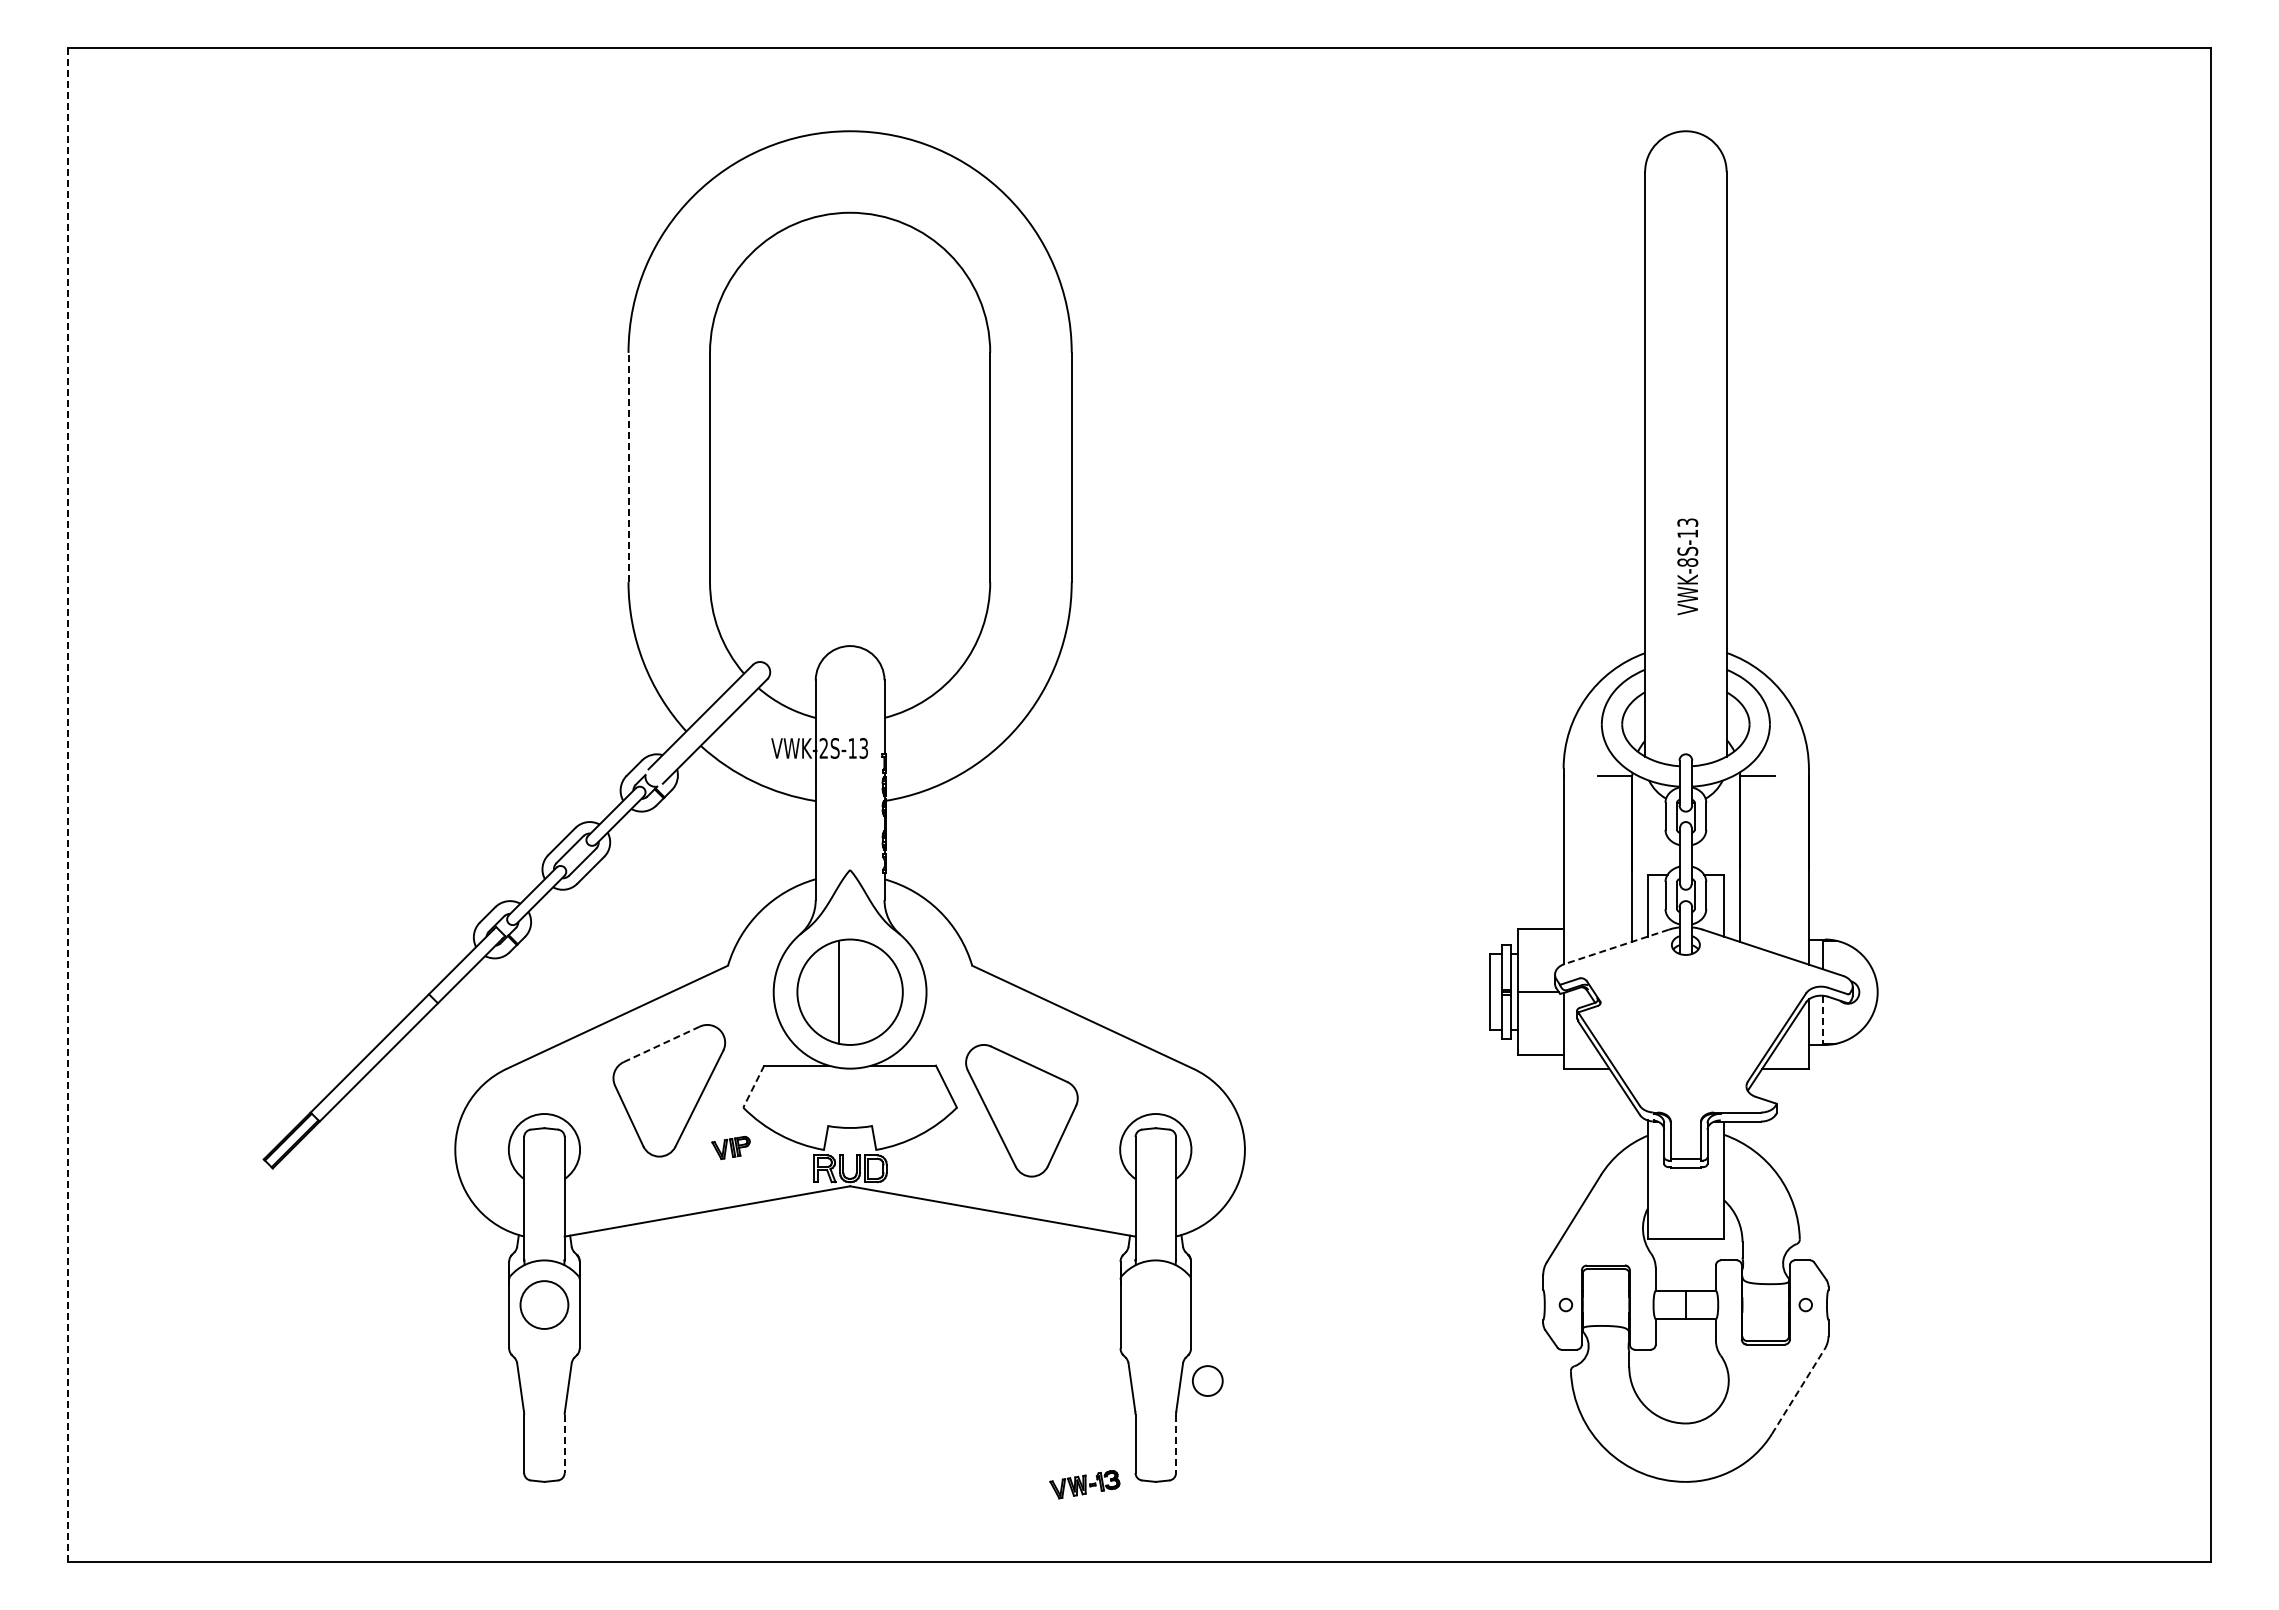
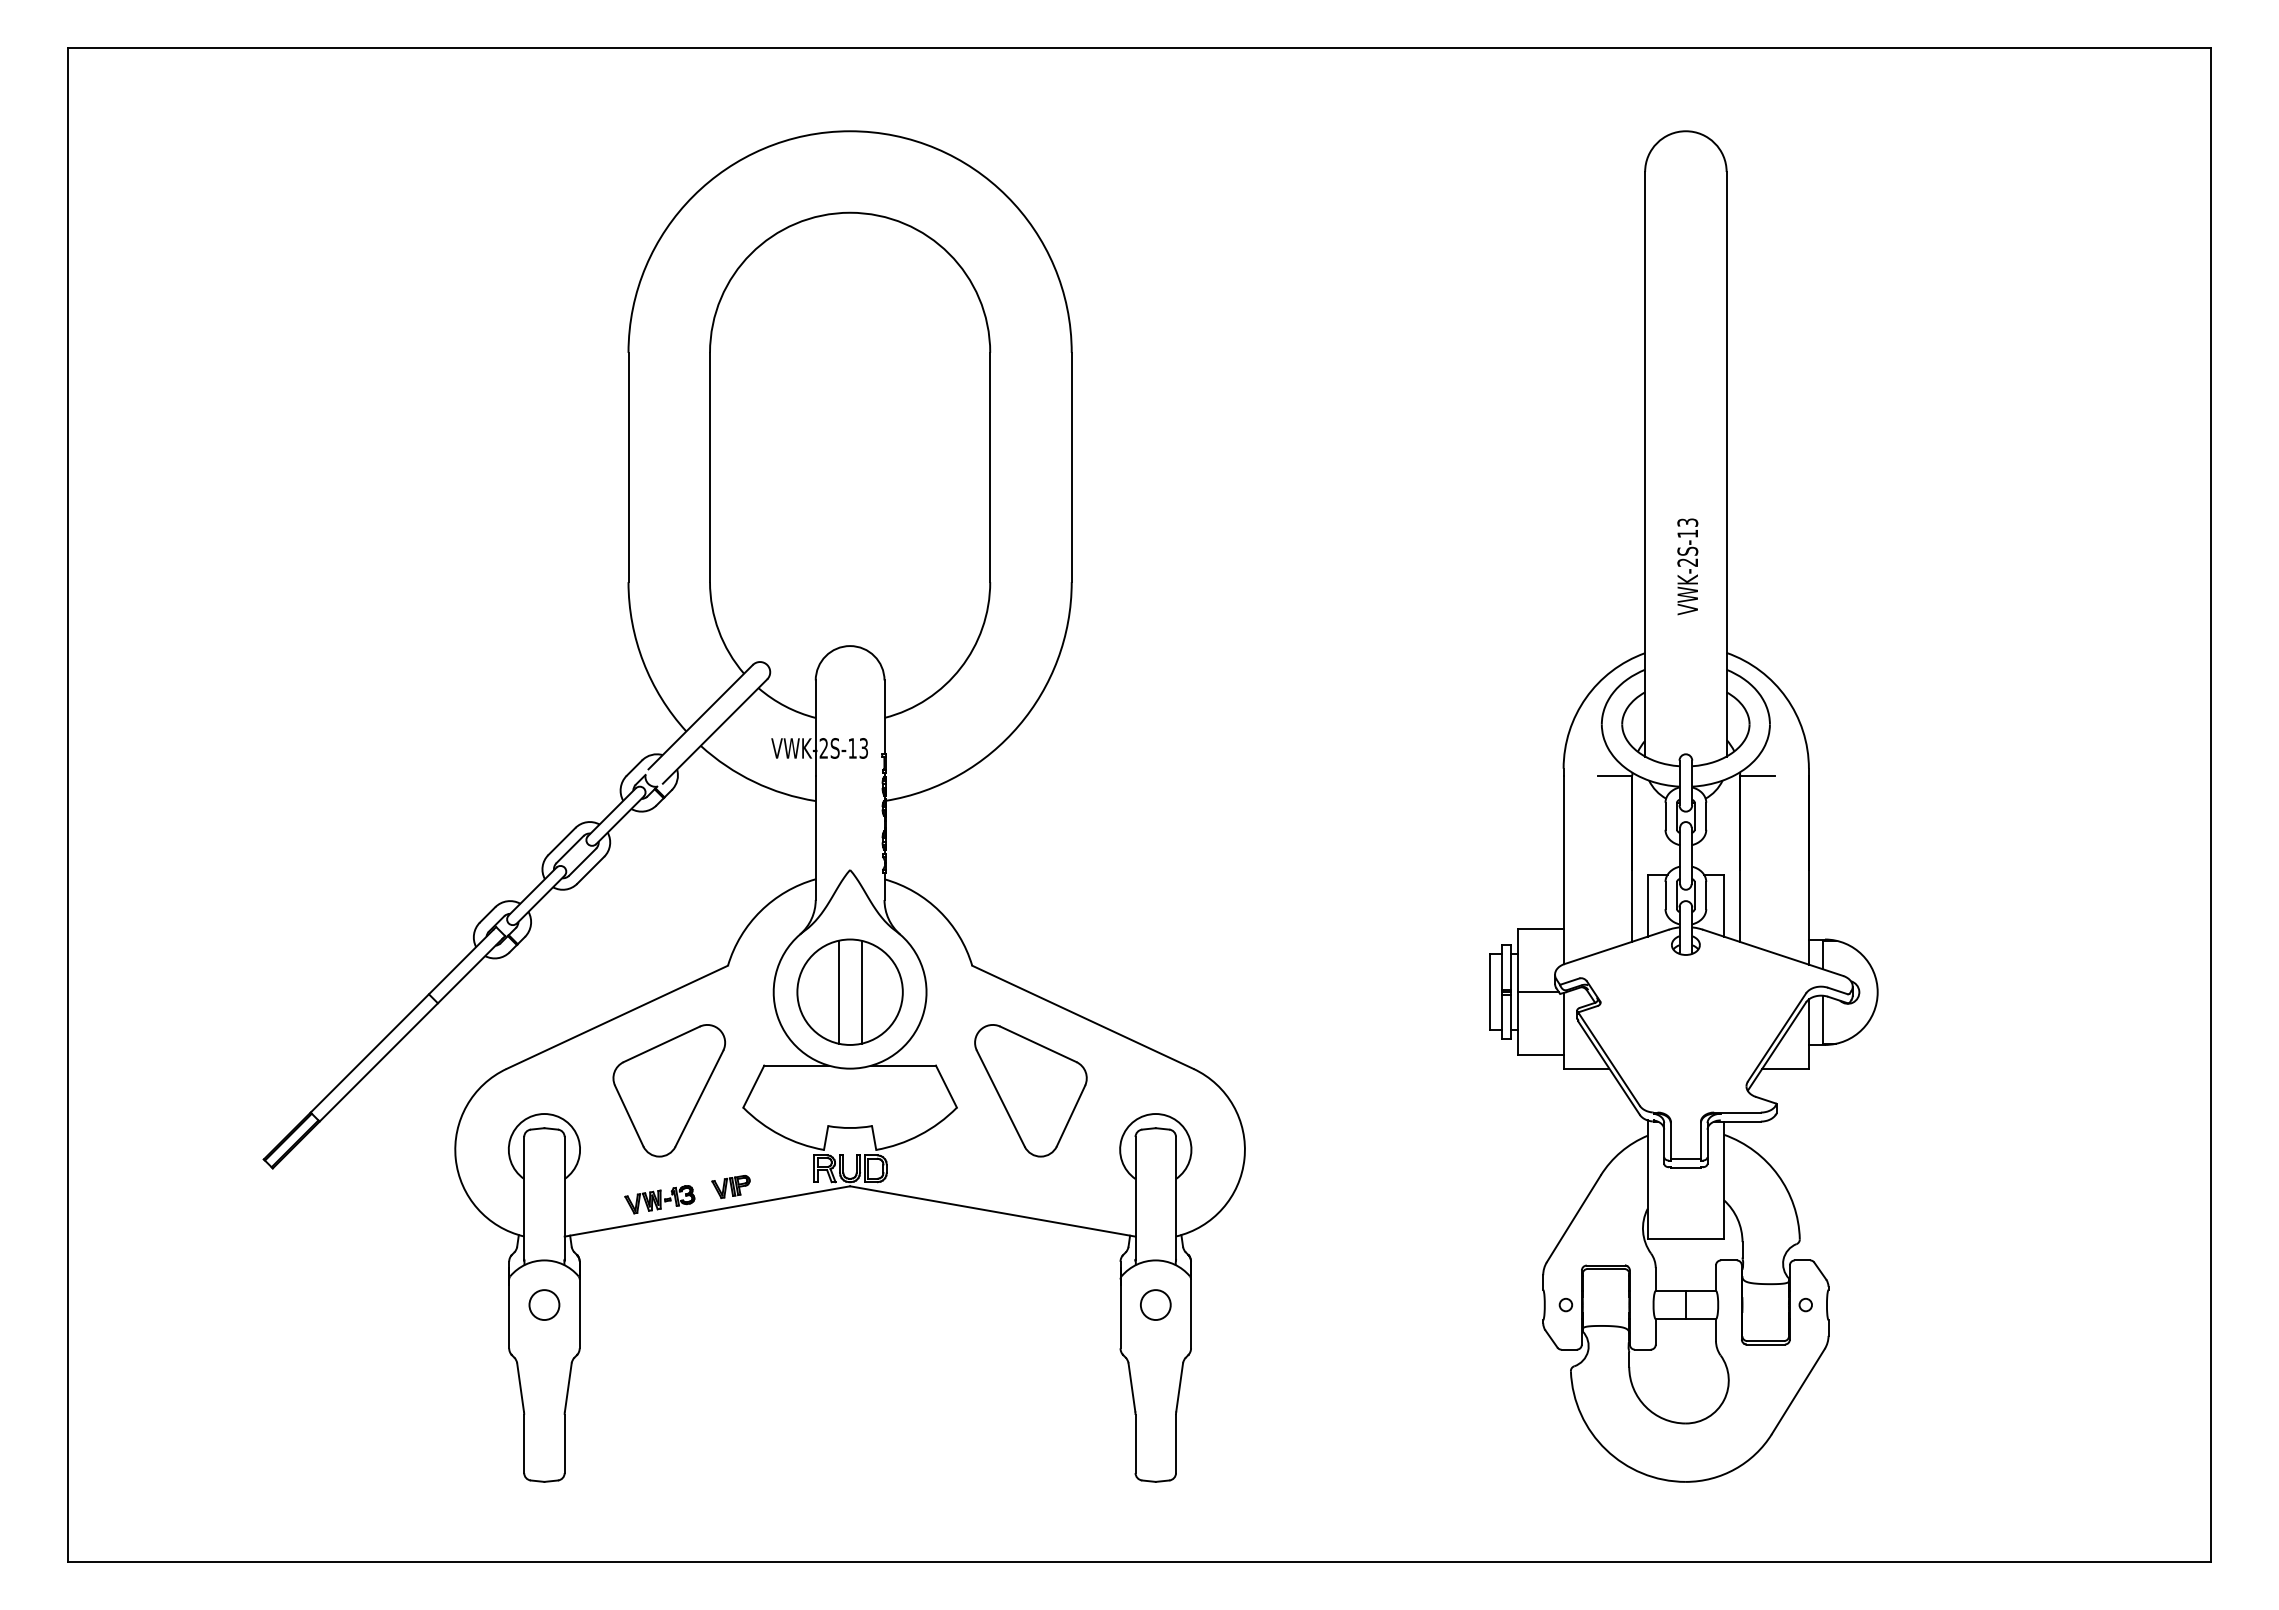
line: dashed -> solid (628, 467)
text: VWK-8S-13 -> VWK-2S-13 (1687, 562)
line: dashed -> solid (68, 805)
line: dashed -> solid (1616, 946)
line: none -> present (861, 991)
line: dashed -> solid (1822, 1019)
line: dashed -> solid (661, 1044)
line: dashed -> solid (753, 1087)
part position: (1021, 1110) -> (1030, 1090) (1030, 1090)
part position: (730, 1147) -> (730, 1186) (730, 1186)
circle diameter: 48 px -> 30 px (544, 1305)
circle position: (1207, 1380) -> (1155, 1304) (1155, 1304)
line: dashed -> solid (1798, 1391)
line: dashed -> solid (564, 1444)
line: dashed -> solid (1176, 1444)
part position: (1084, 1484) -> (659, 1199) (659, 1199)
